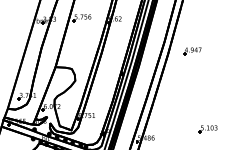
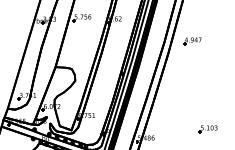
part position: (192, 51) -> (192, 41) (192, 41)
